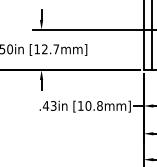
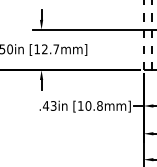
line: solid -> dashed (143, 35)
line: solid -> dashed (151, 35)
